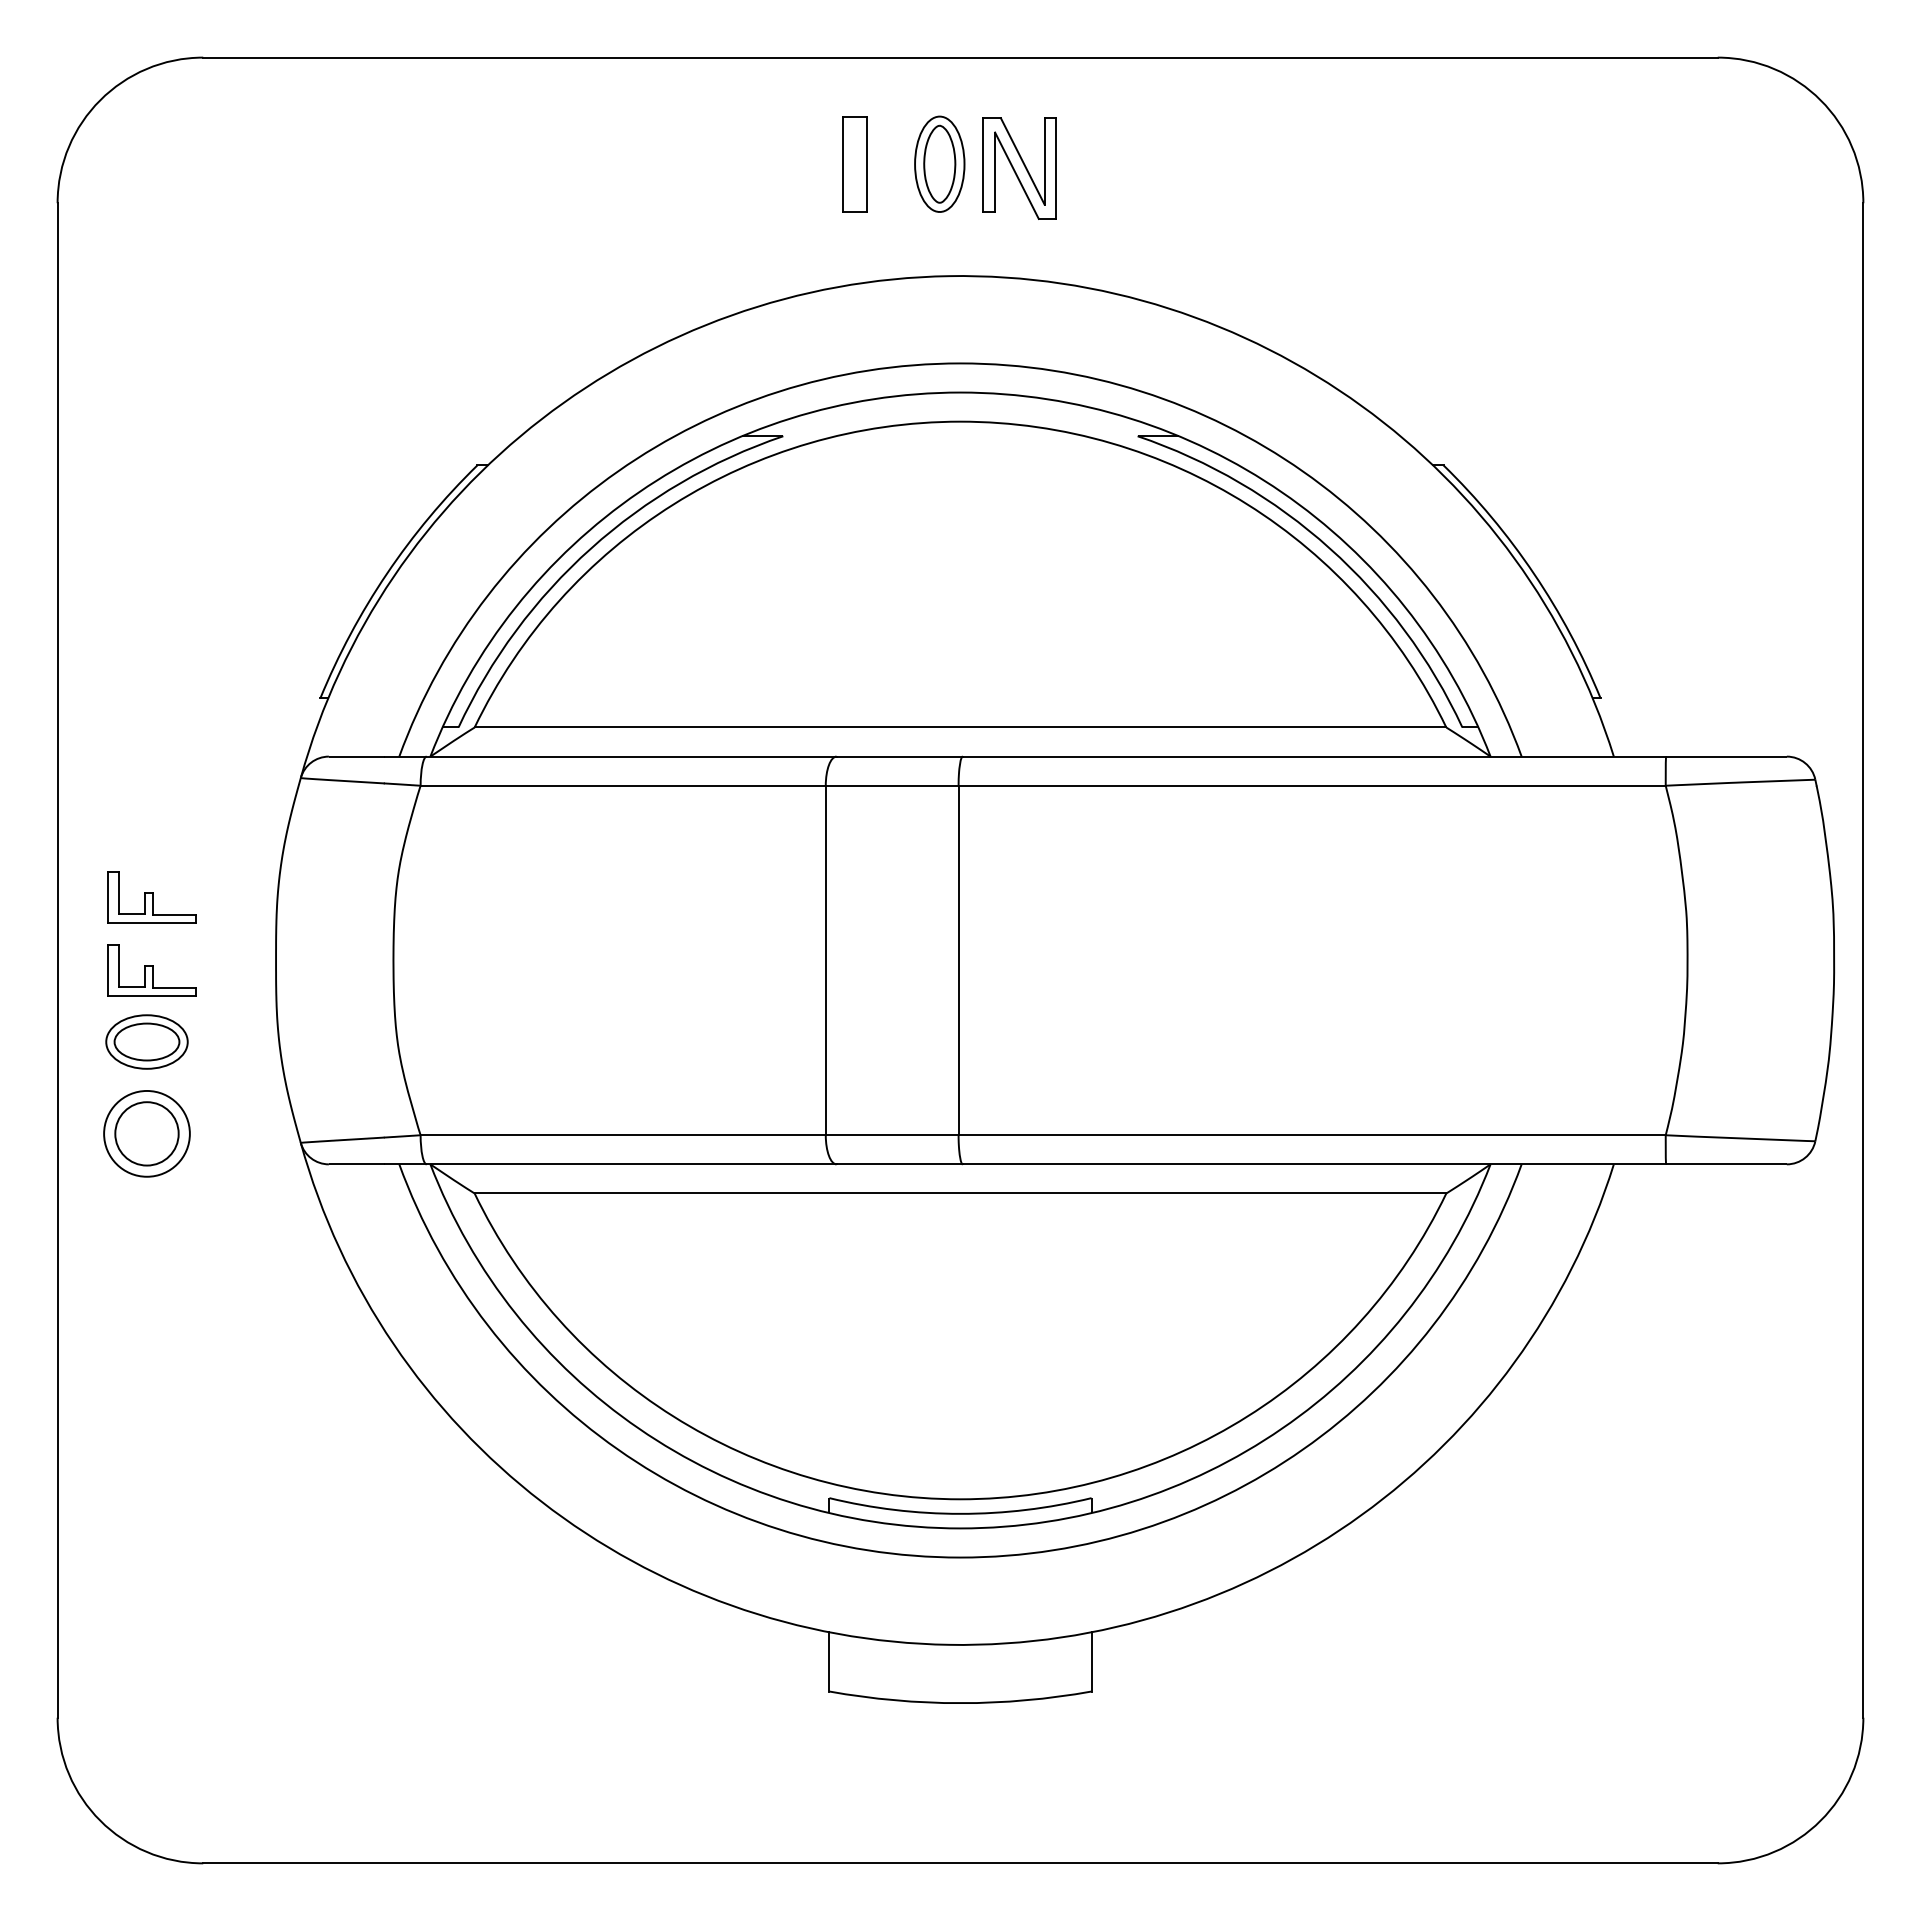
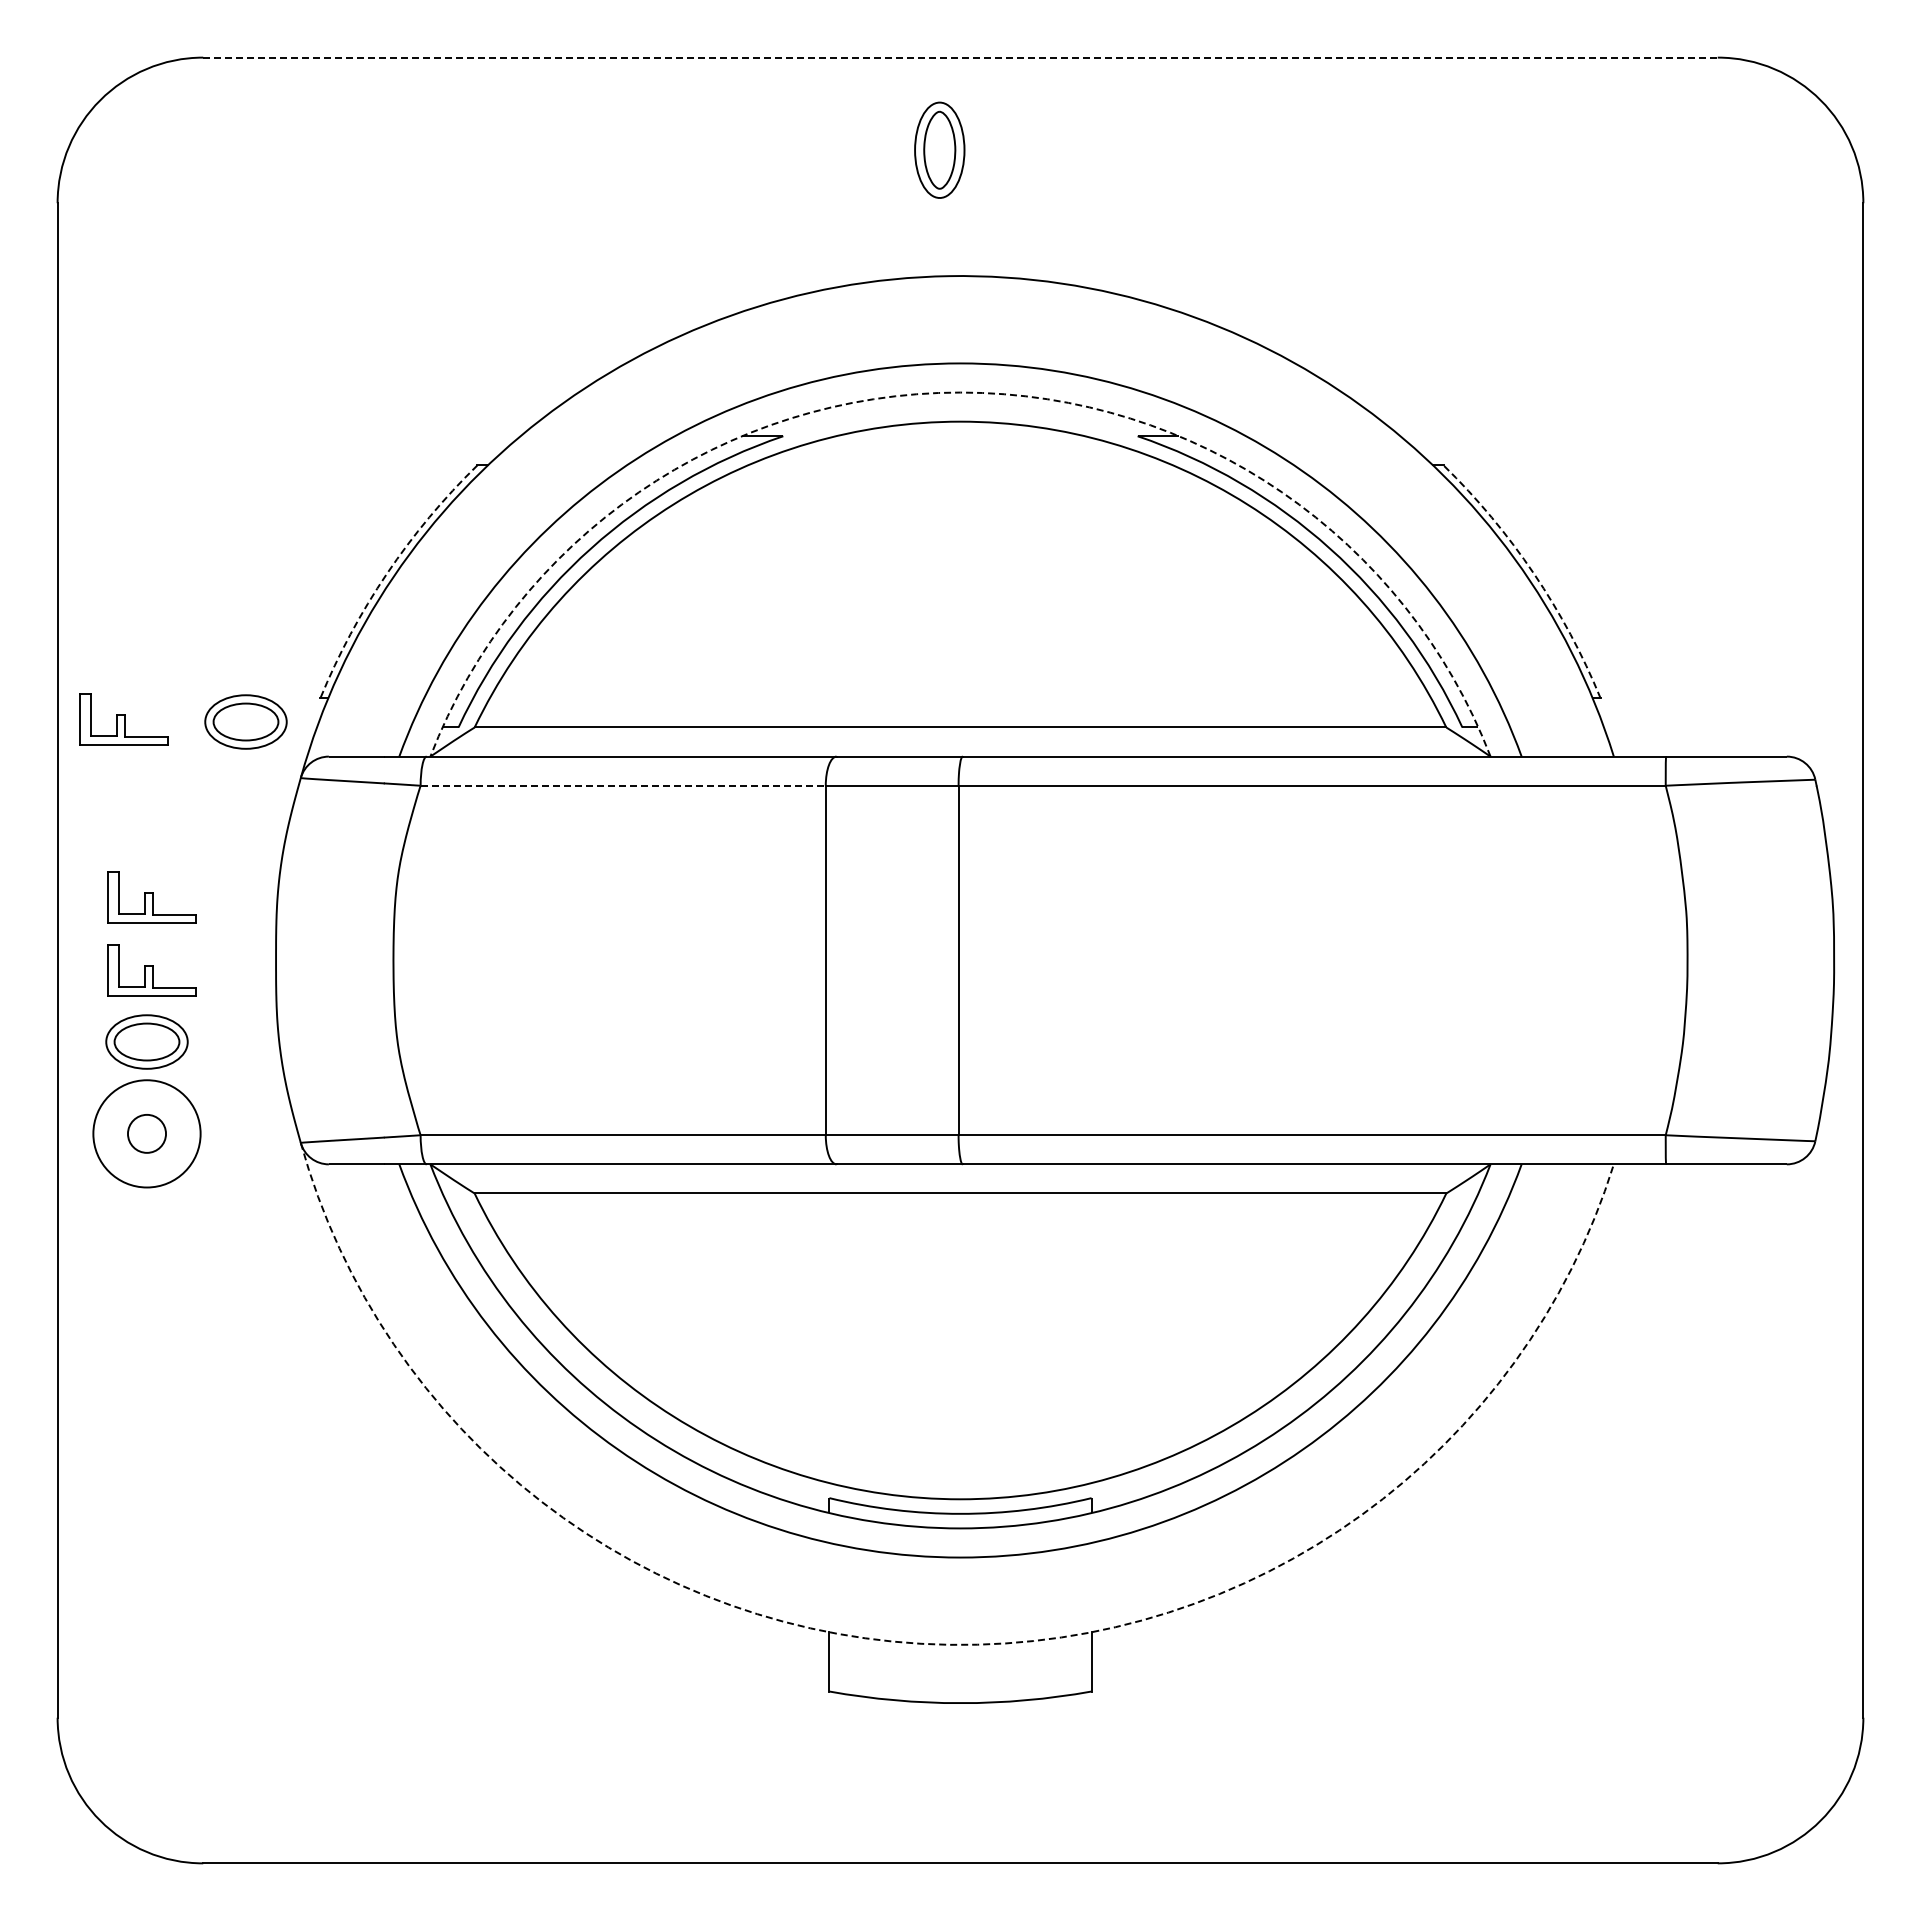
line: solid -> dashed (960, 57)
part position: (939, 163) -> (939, 149) (939, 149)
part: present -> none (854, 164)
part: present -> none (1019, 168)
arc: solid -> dashed (960, 392)
arc: solid -> dashed (386, 573)
arc: solid -> dashed (1534, 573)
part: none -> present (123, 719)
part: none -> present (245, 721)
line: solid -> dashed (623, 785)
circle diameter: 63 px -> 38 px (147, 1133)
circle diameter: 86 px -> 107 px (146, 1133)
arc: solid -> dashed (949, 1644)
